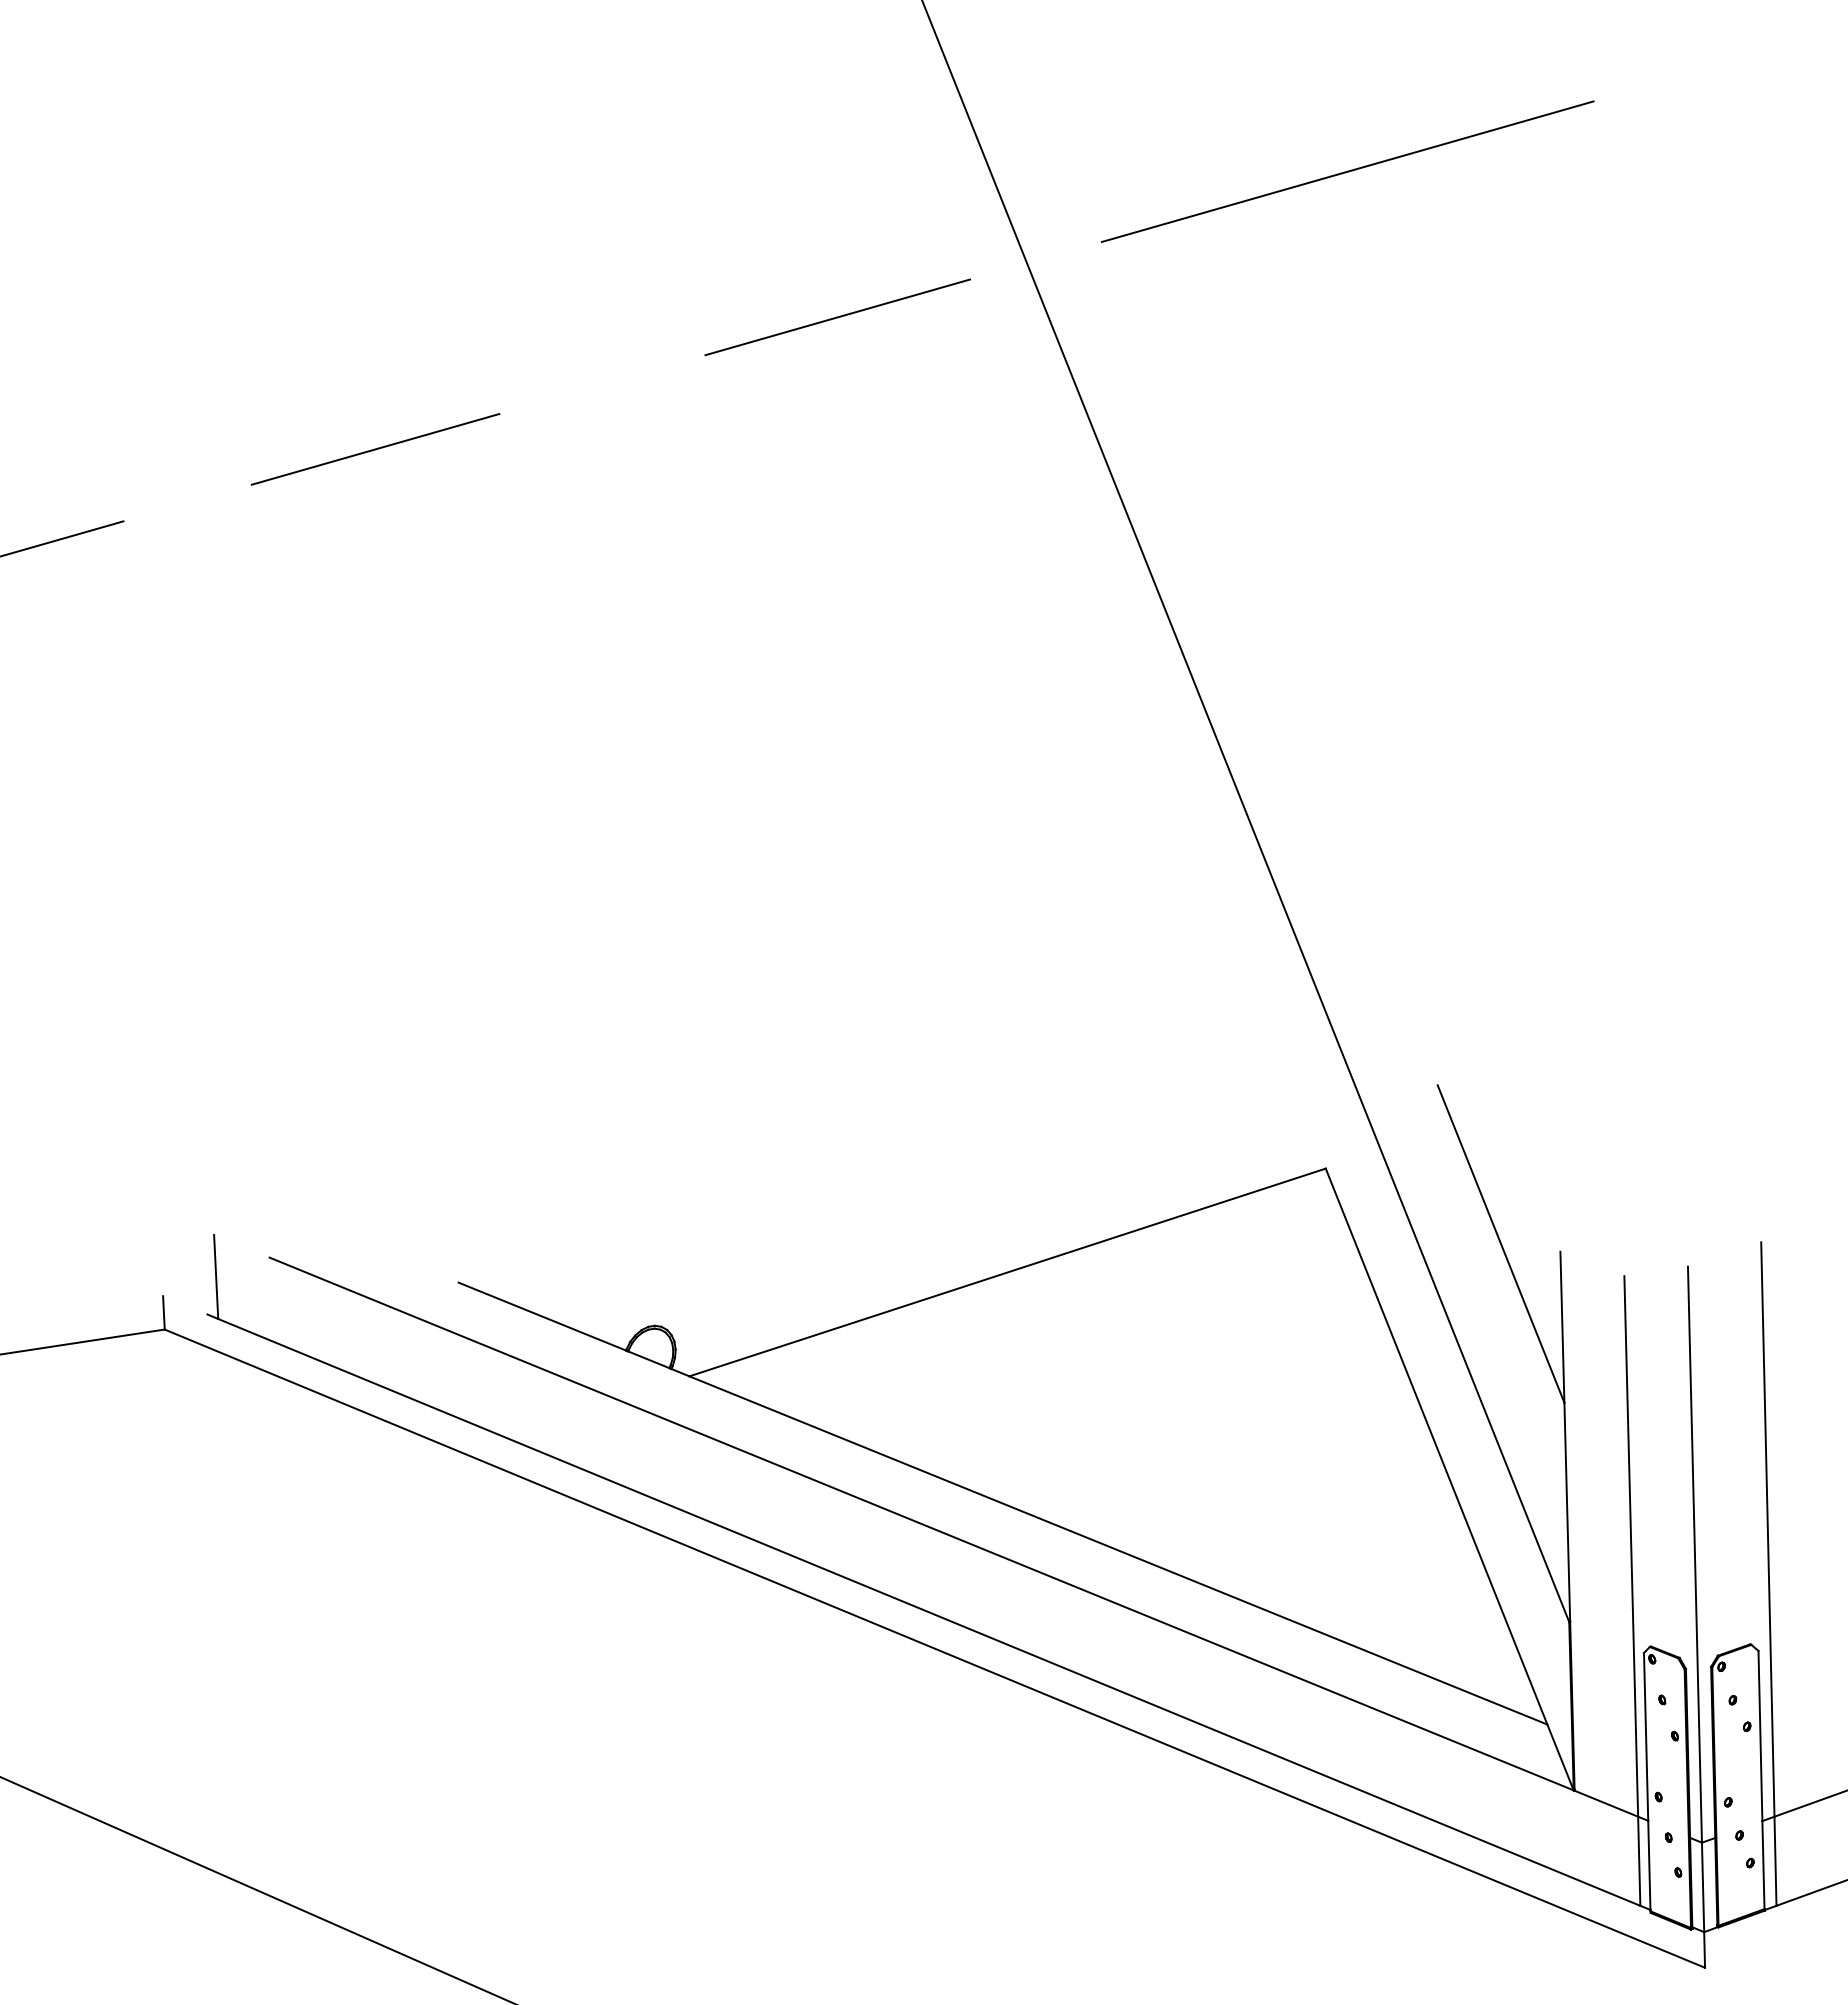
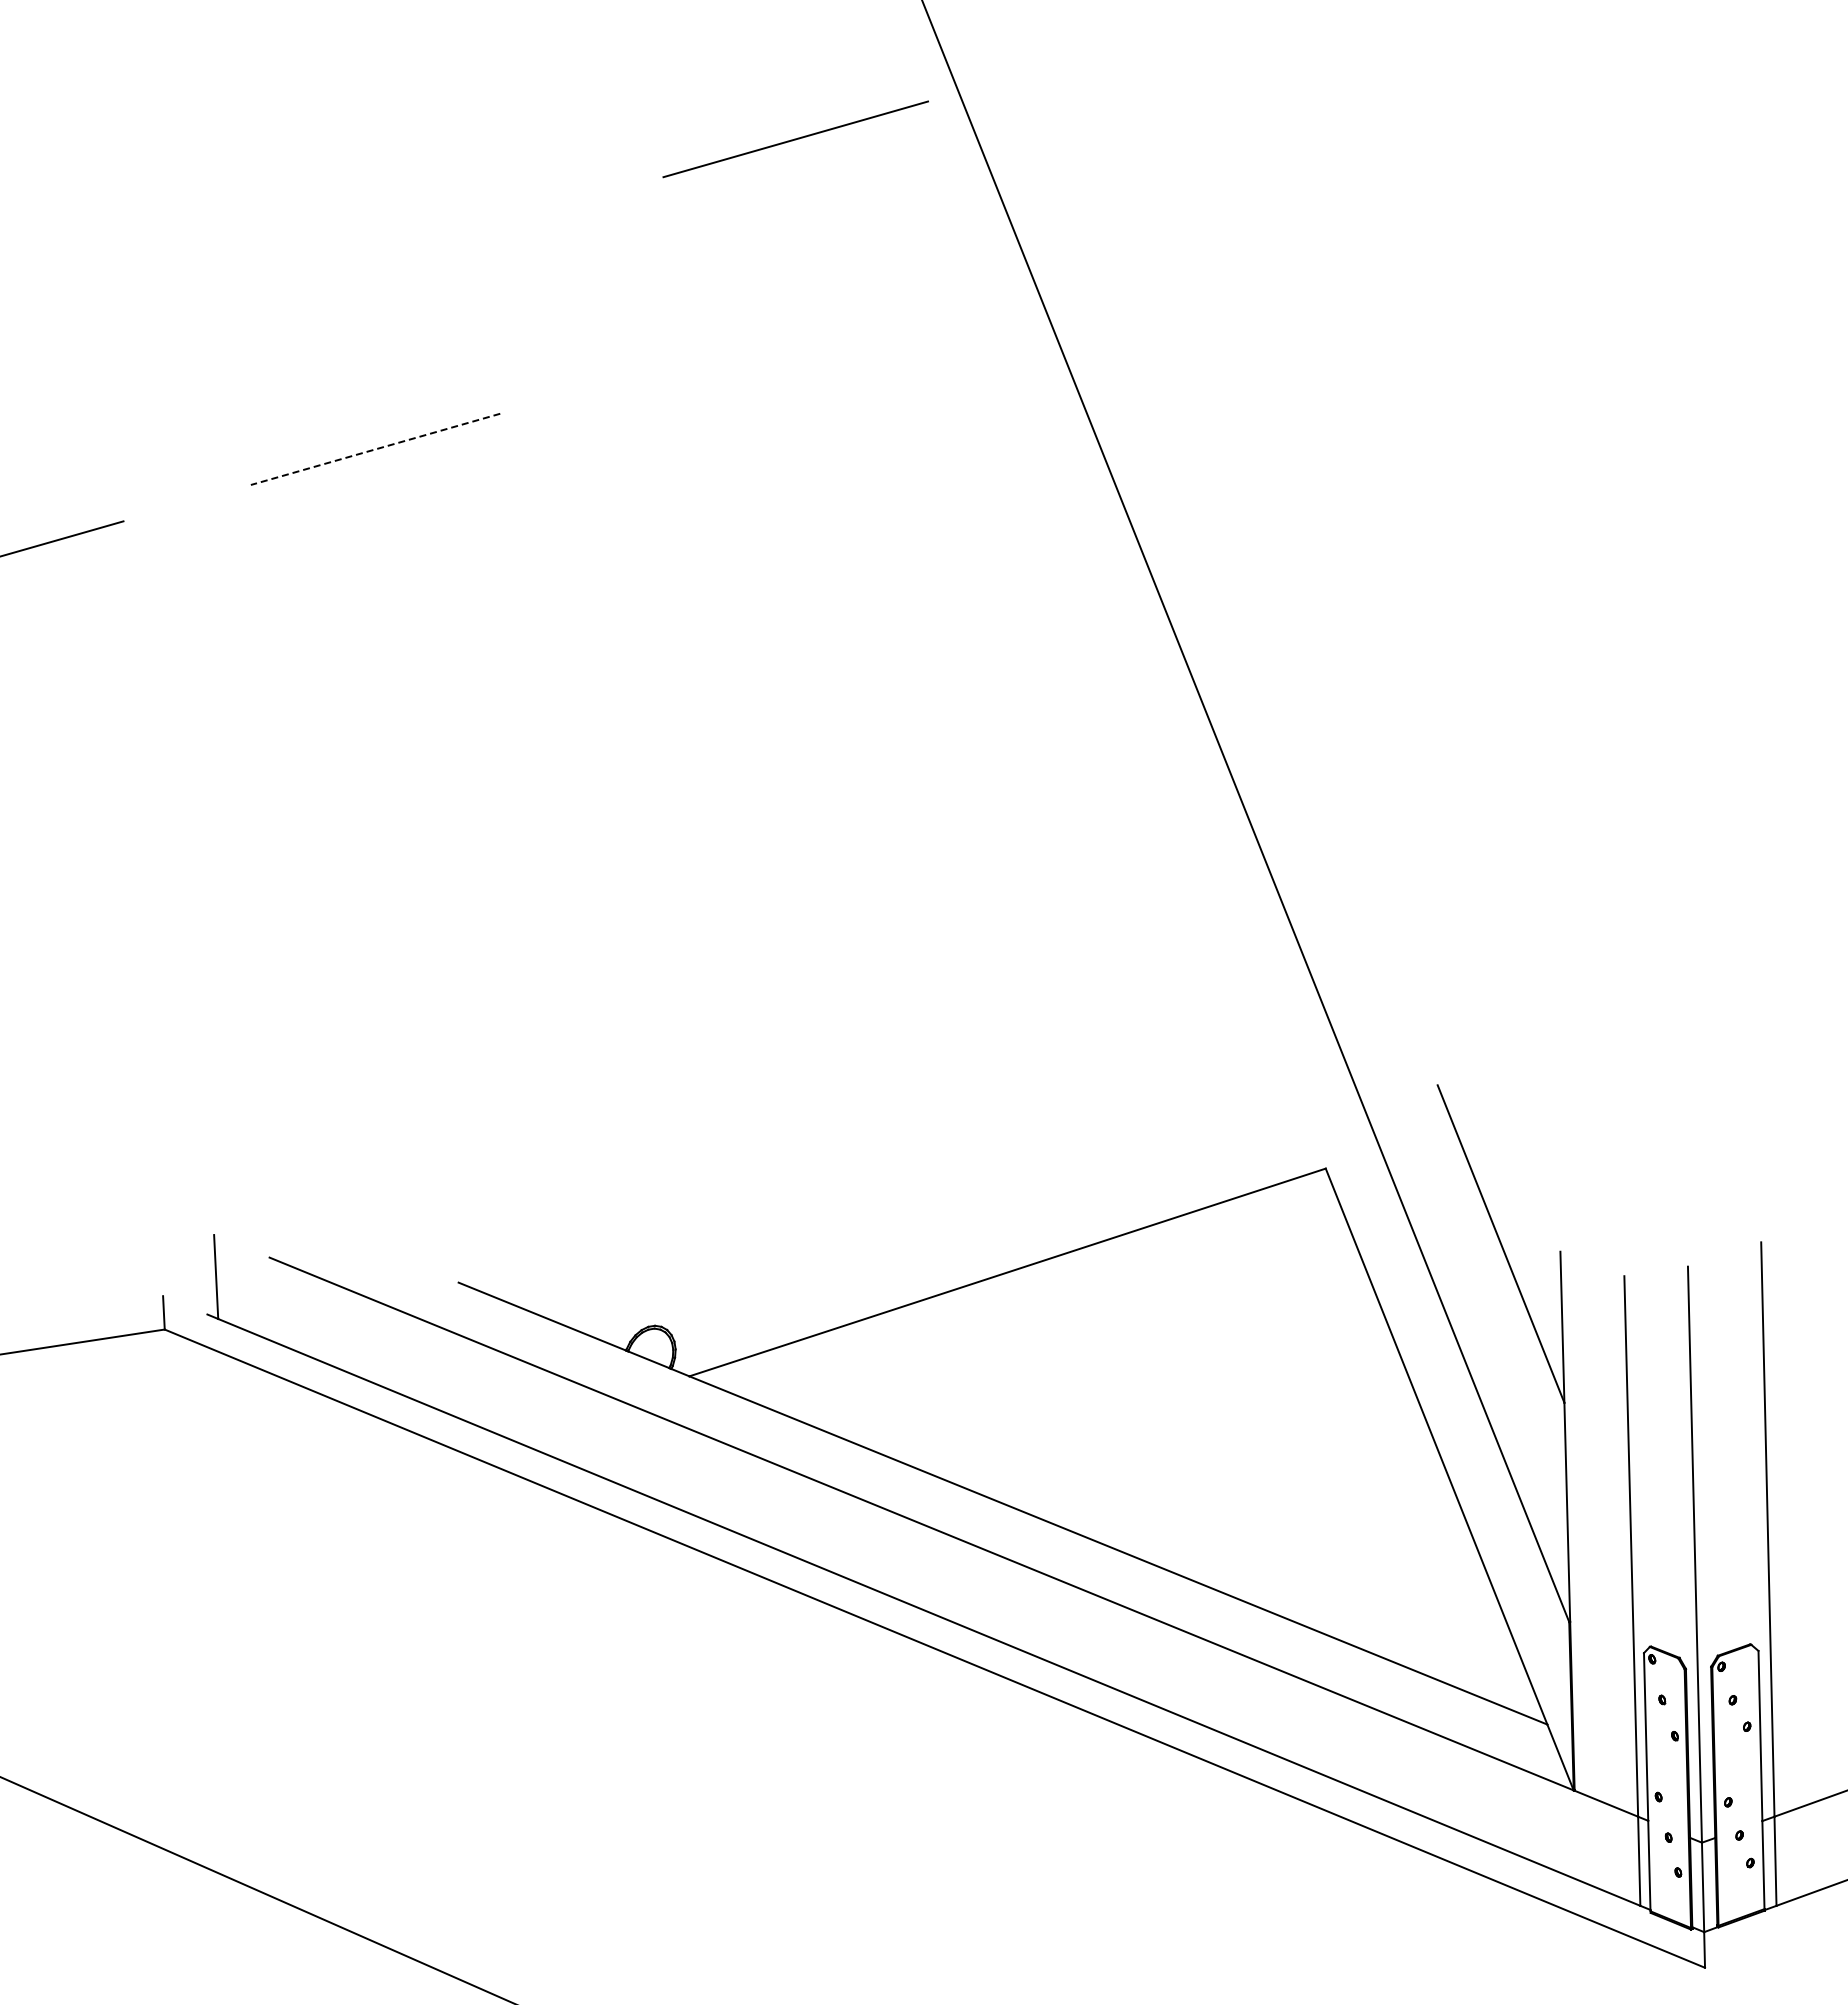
line: present -> none (1347, 171)
line position: (837, 317) -> (795, 139) (795, 139)
line: solid -> dashed (375, 449)
